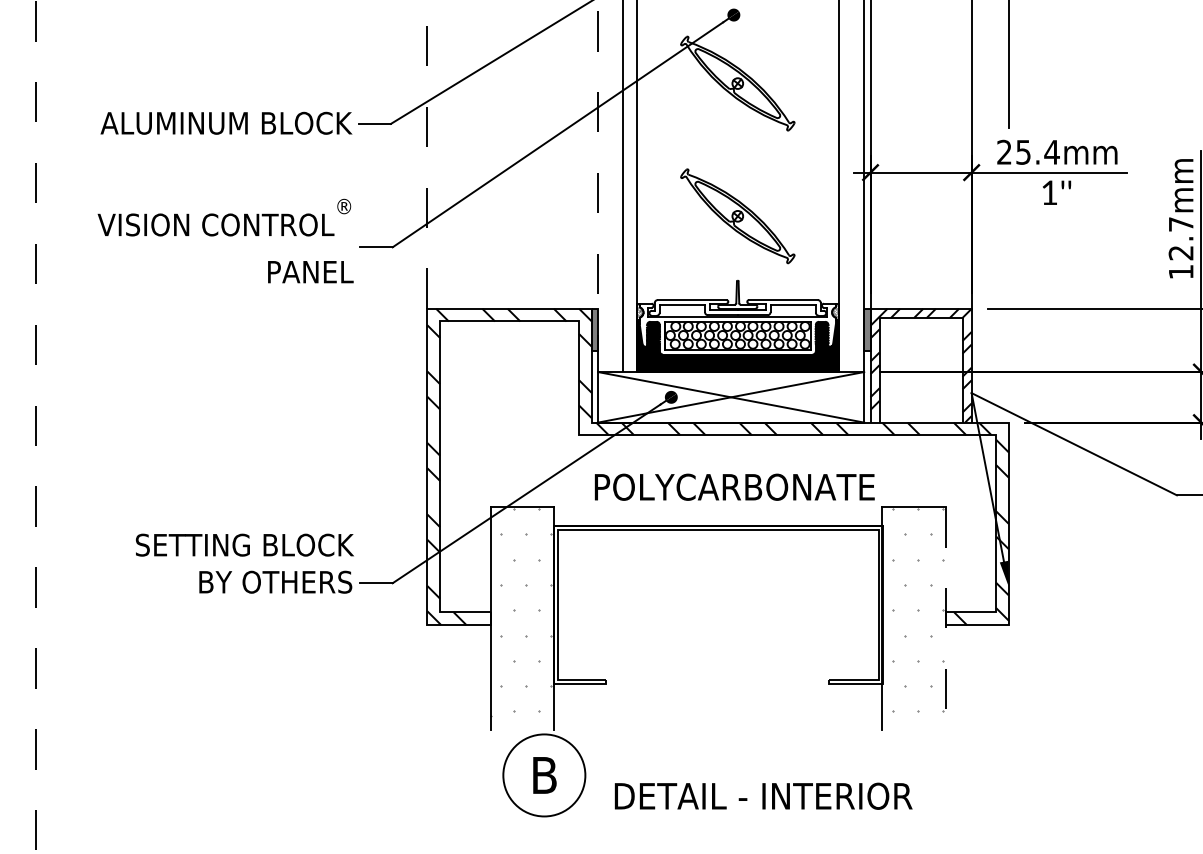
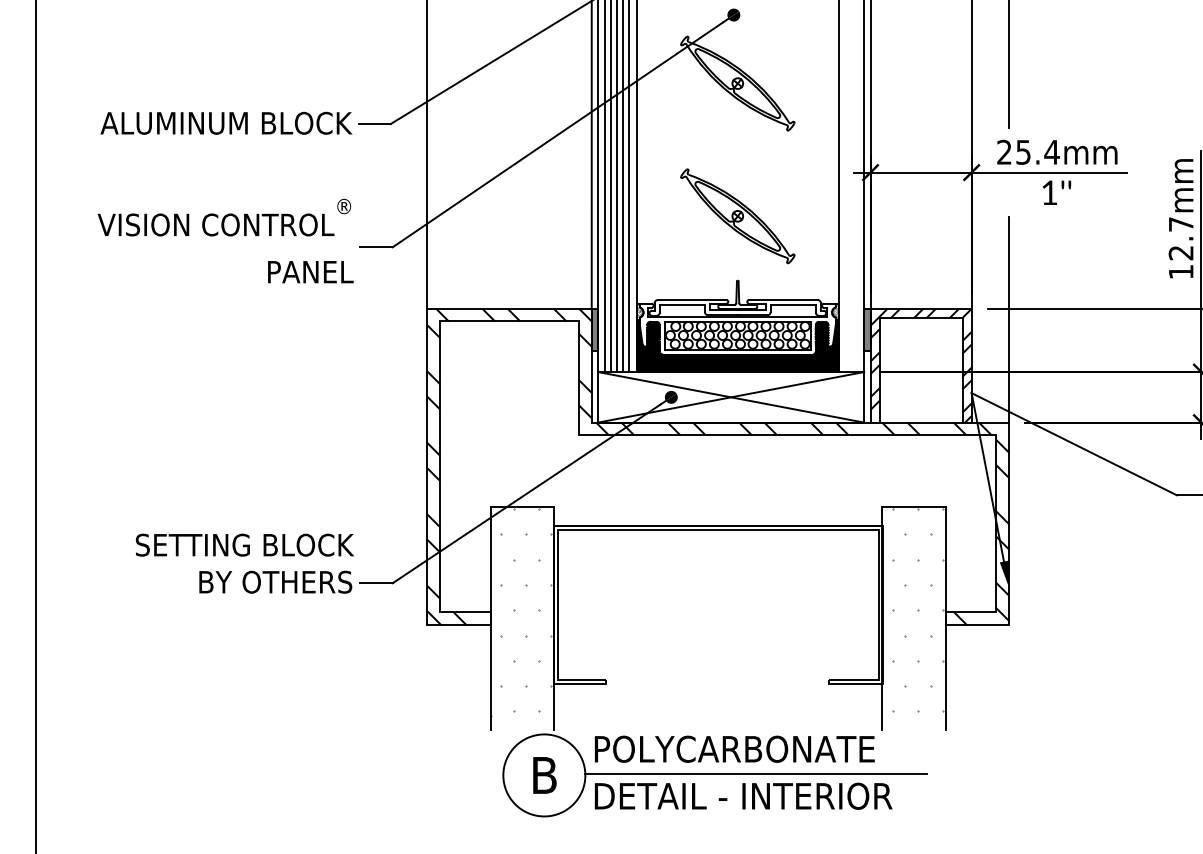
line: dashed -> solid (427, 154)
line: none -> present (591, 155)
line: dashed -> solid (598, 186)
line: none -> present (604, 187)
line: none -> present (610, 187)
line: none -> present (617, 187)
line: none -> present (629, 187)
line: none -> present (1008, 319)
line: dashed -> solid (36, 426)
text position: (734, 486) -> (734, 748) (734, 748)
line: dashed -> solid (945, 618)
line: none -> present (756, 774)
text position: (763, 795) -> (743, 795) (743, 795)
